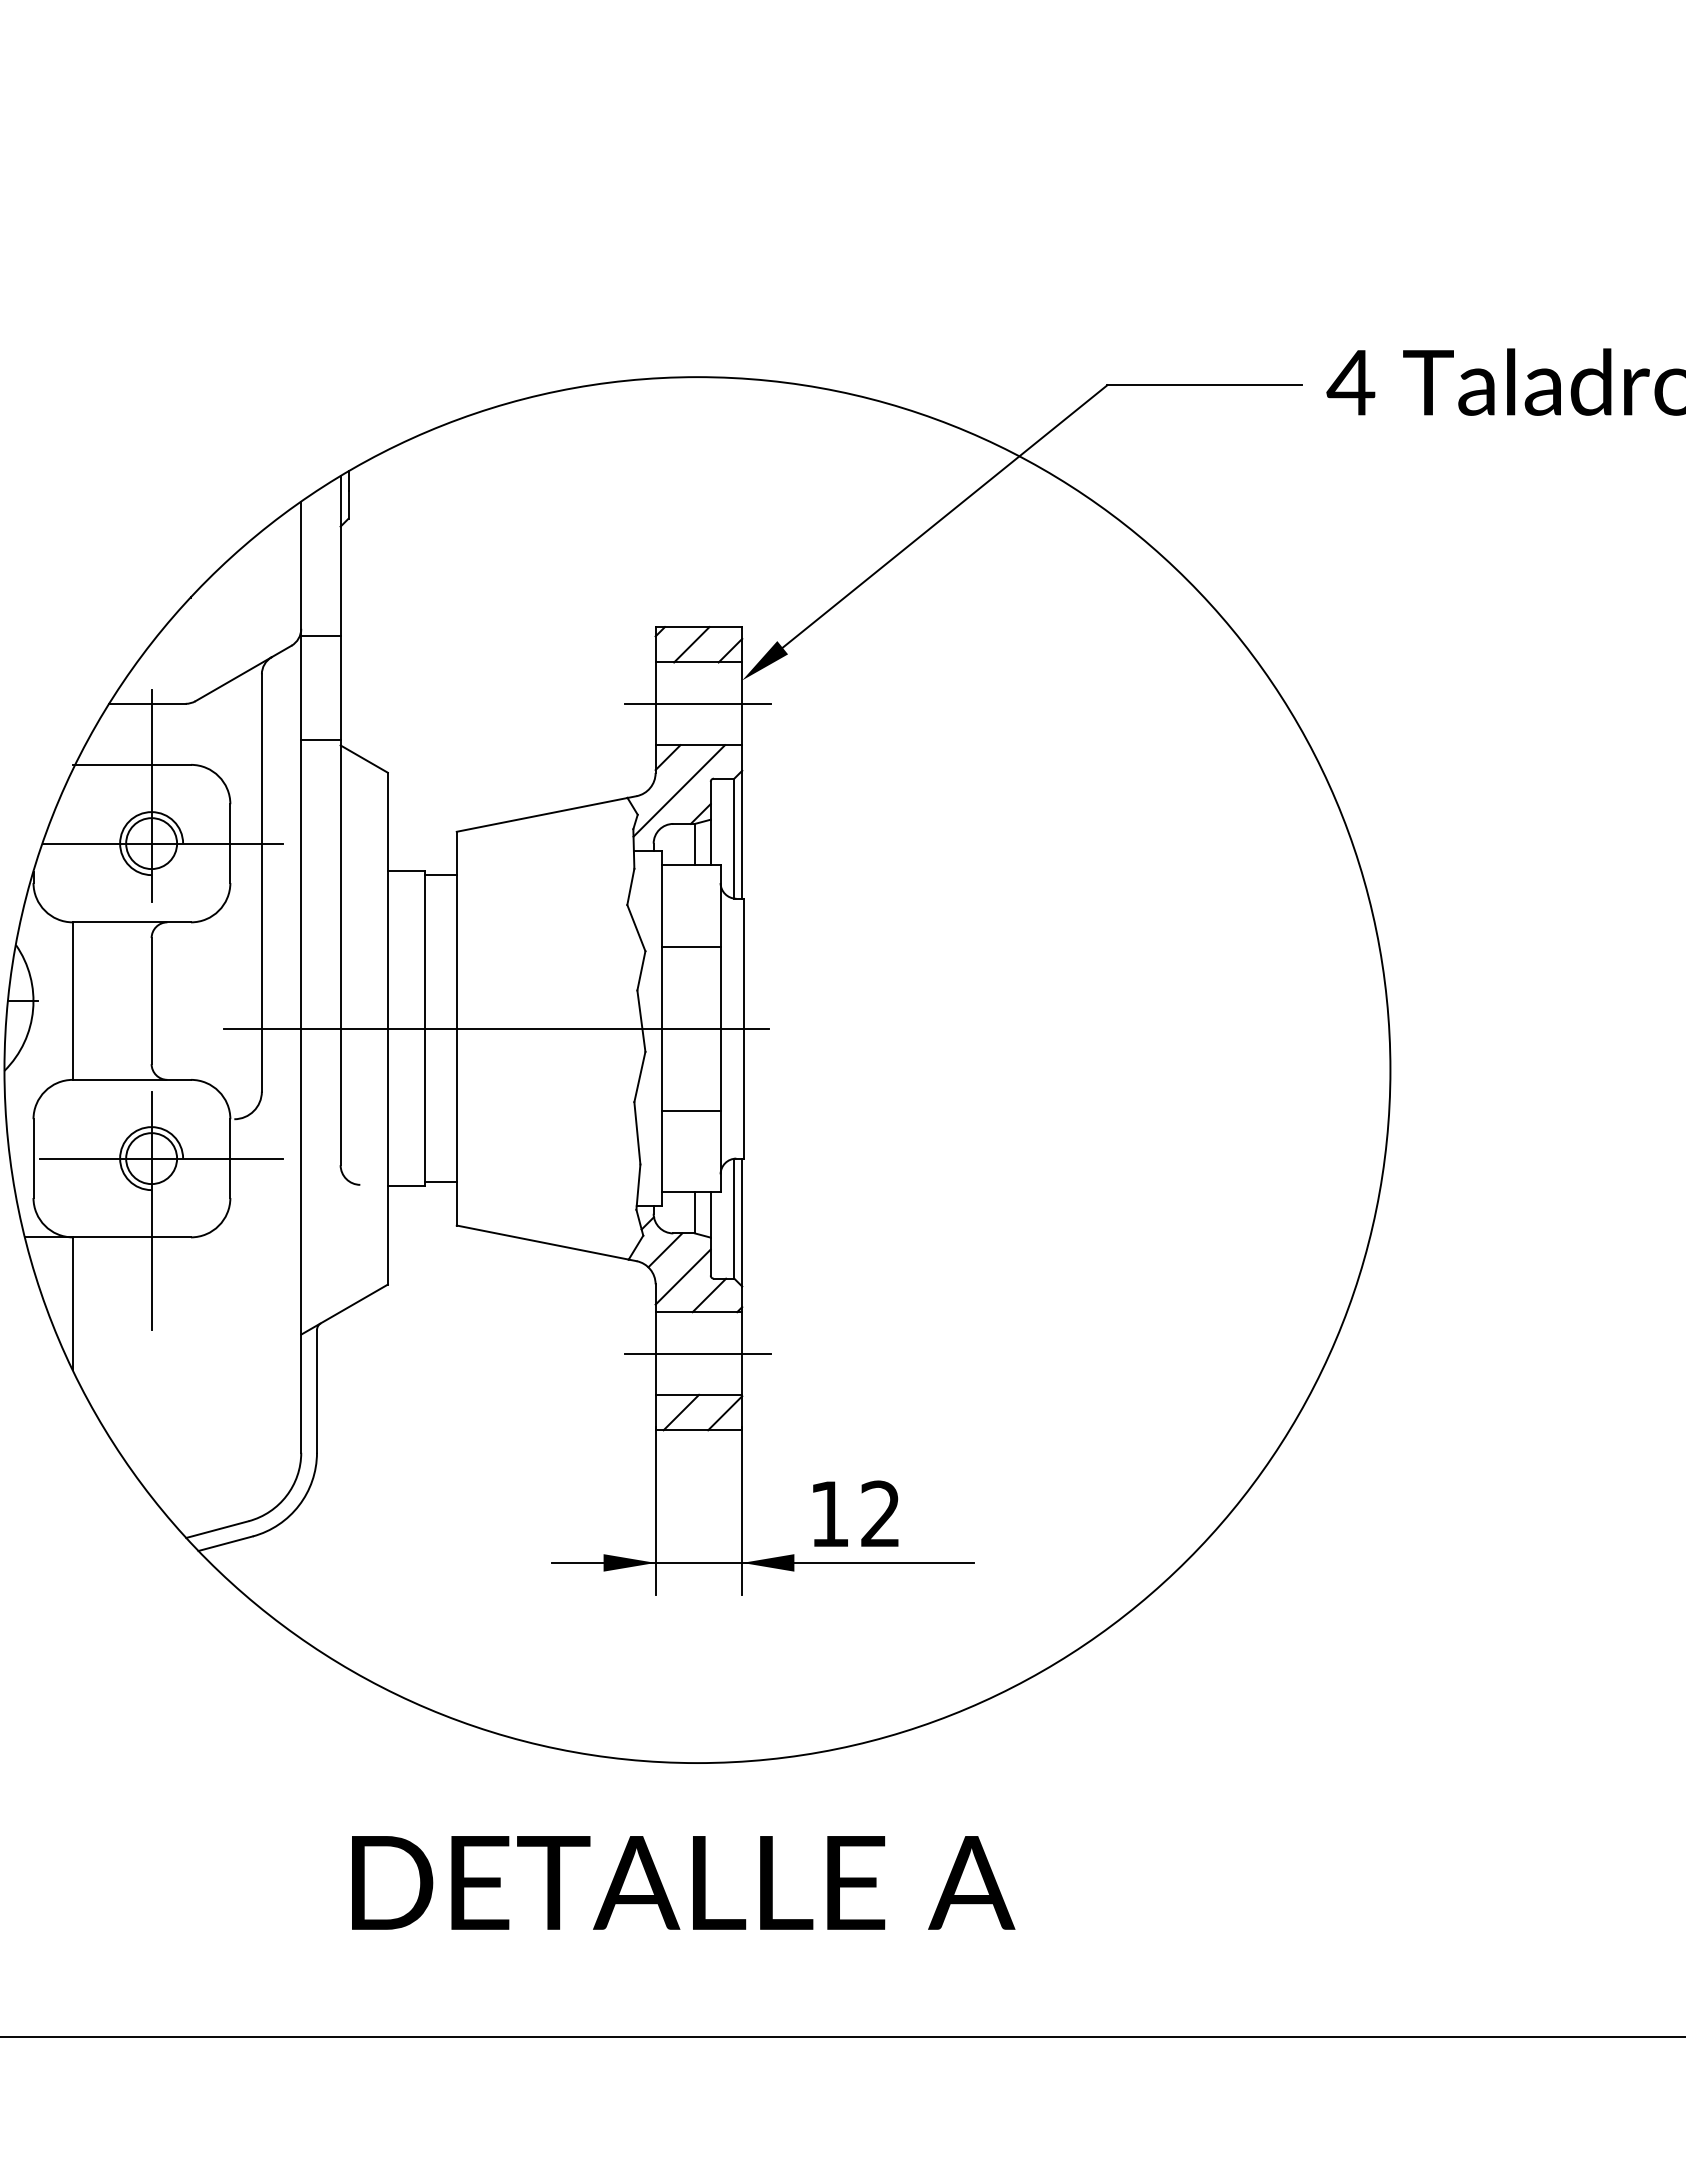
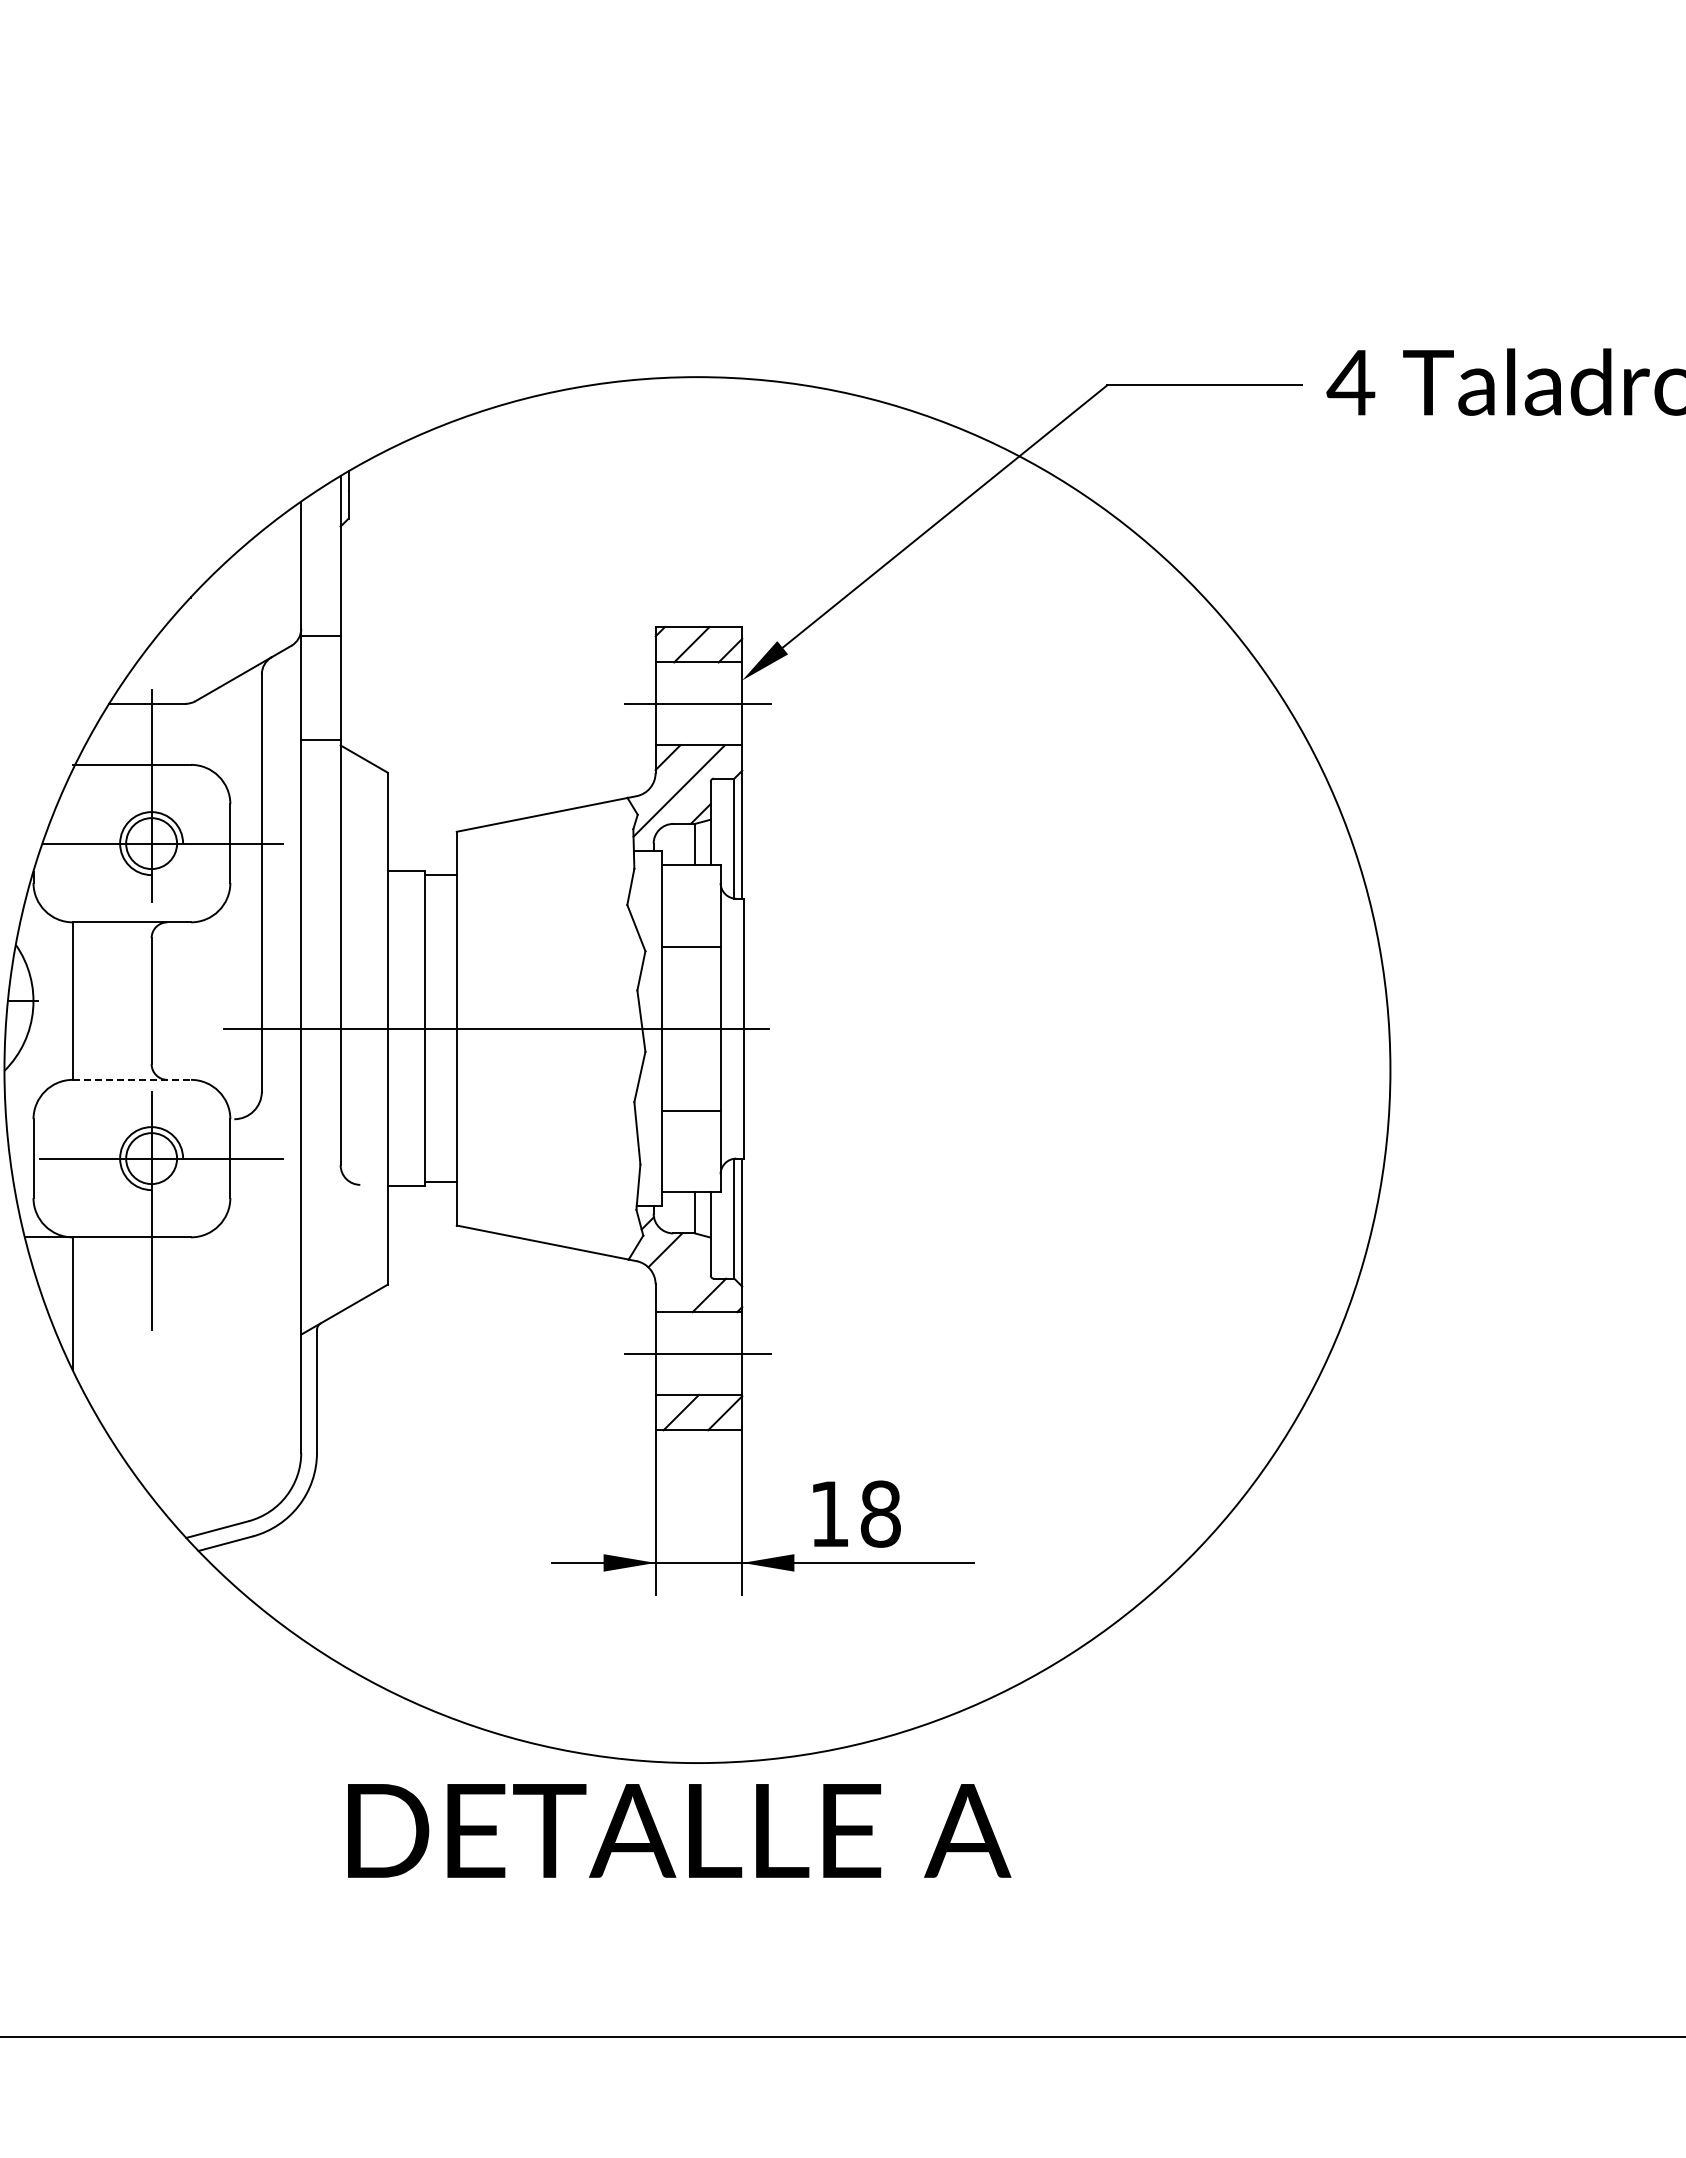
line: solid -> dashed (132, 1079)
line: present -> none (682, 1276)
text: 12 -> 18 (880, 1513)
text position: (683, 1882) -> (679, 1830) (679, 1830)
